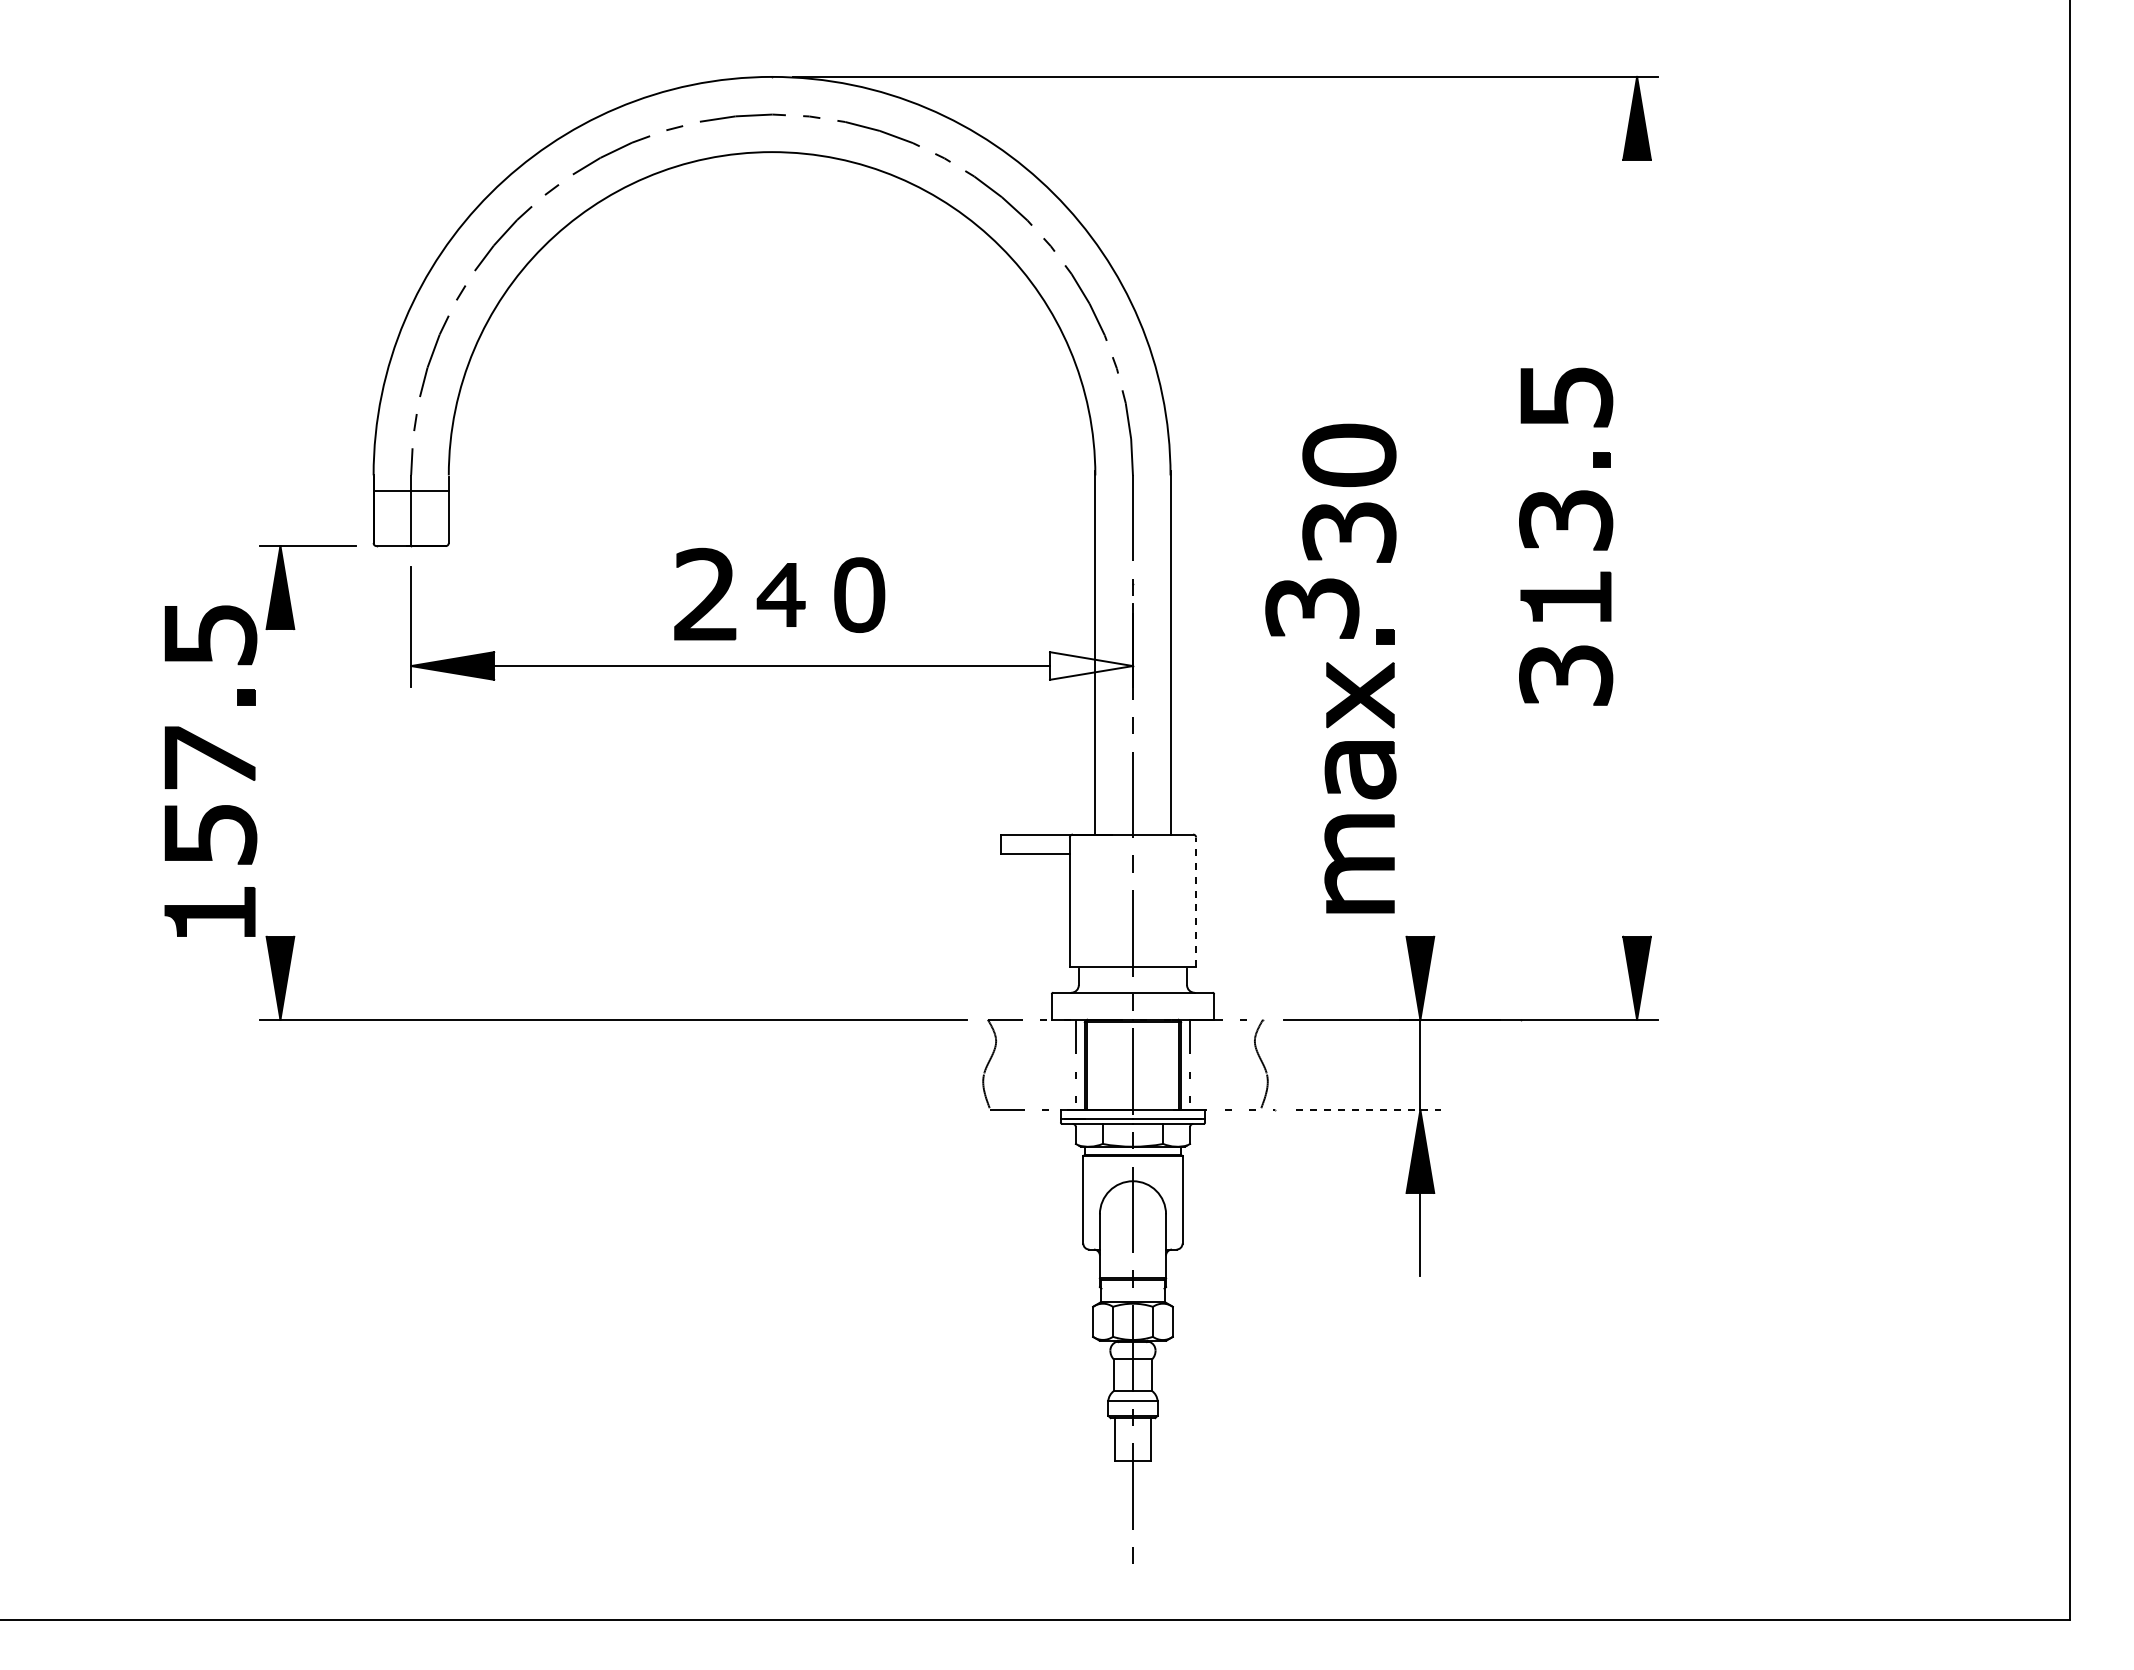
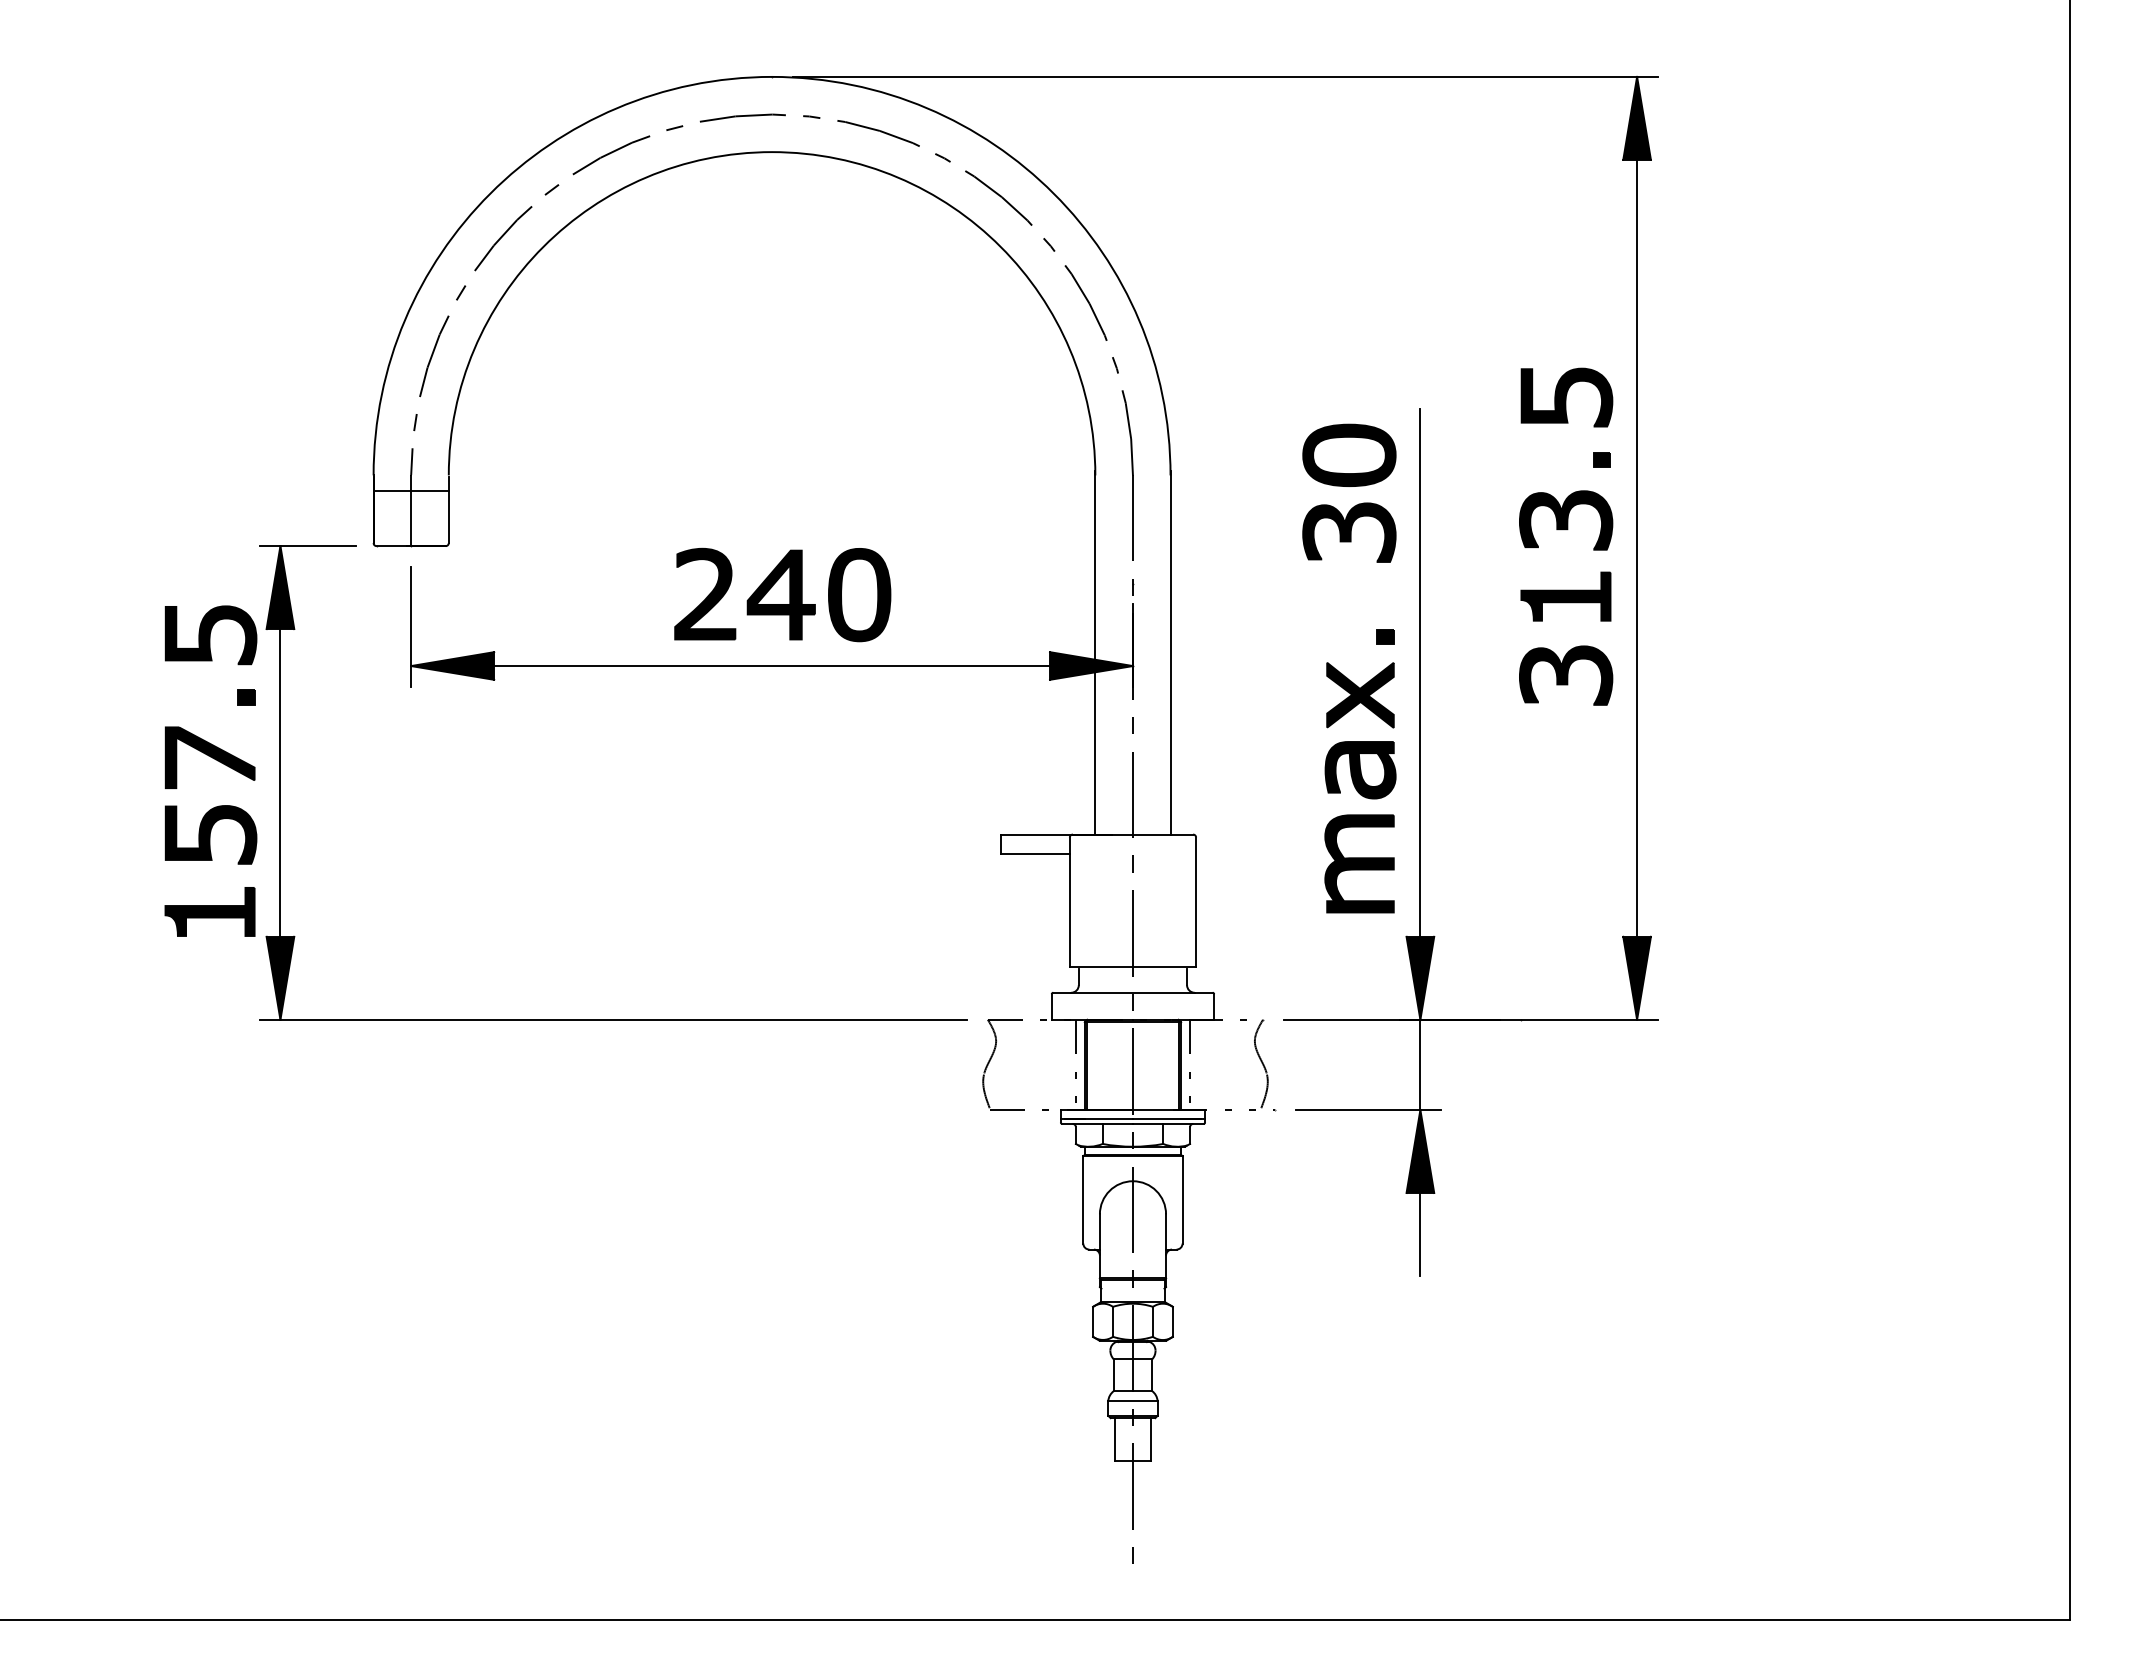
line: none -> present (1637, 547)
part size: 50x64 px -> 70x92 px (780, 594)
part size: 52x76 px -> 64x95 px (859, 595)
part: present -> none (1312, 608)
fill: none -> present (1090, 665)
line: none -> present (1420, 672)
line: none -> present (280, 782)
line: dashed -> solid (1196, 902)
line: dashed -> solid (1369, 1110)
